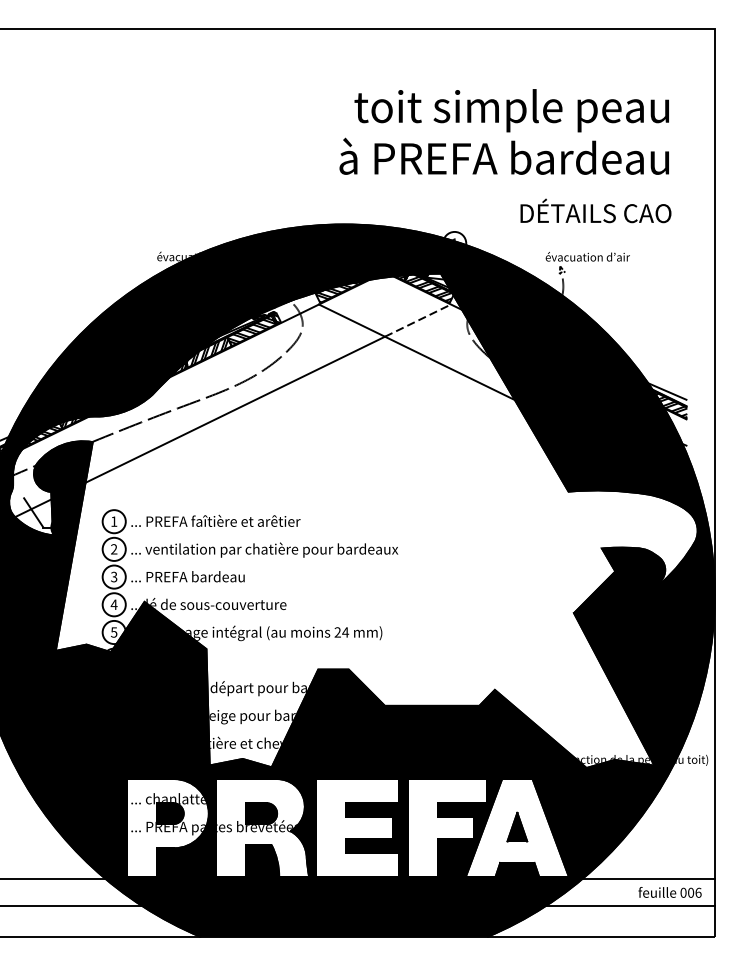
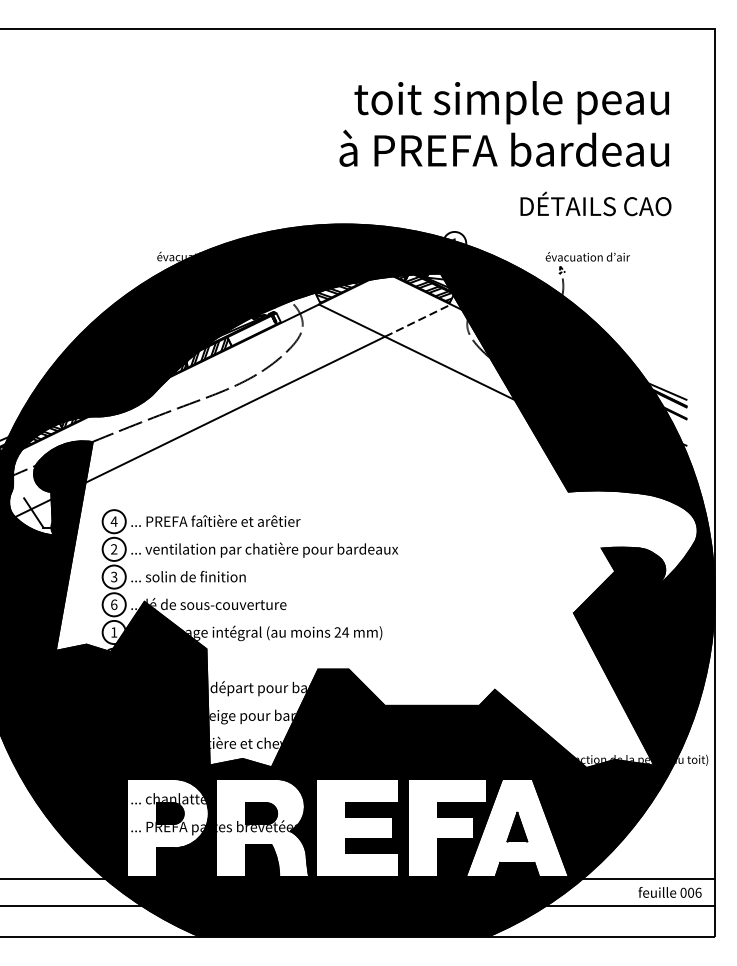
text position: (503, 131) -> (503, 123) (503, 123)
text position: (595, 210) -> (595, 203) (595, 203)
hatch: present -> none (253, 328)
hatch: present -> none (668, 404)
text: 1 -> 4 (113, 521)
text: ... PREFA bardeau -> ... solin de finition (195, 576)
text: 4 -> 6 (113, 604)
text: 5 -> 1 (114, 632)
